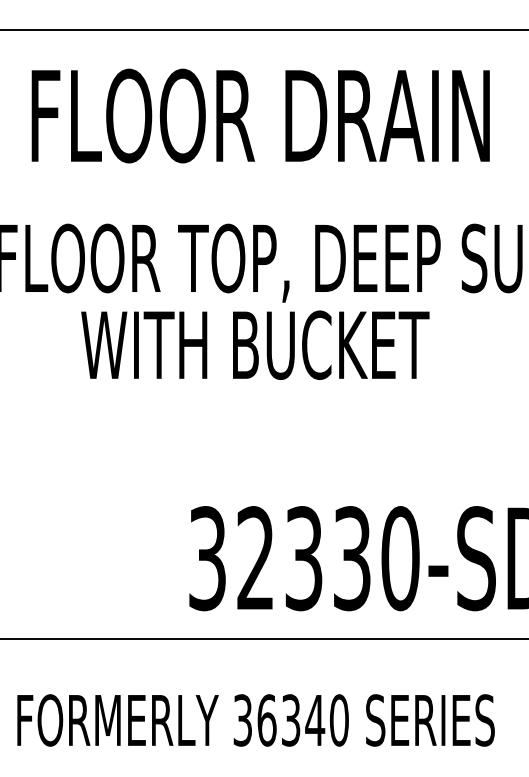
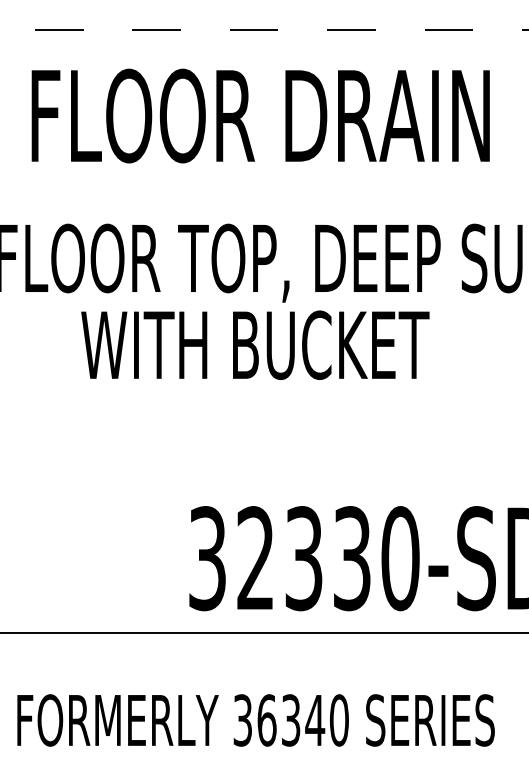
line: solid -> dashed (263, 30)
line position: (263, 639) -> (263, 633) (263, 633)
